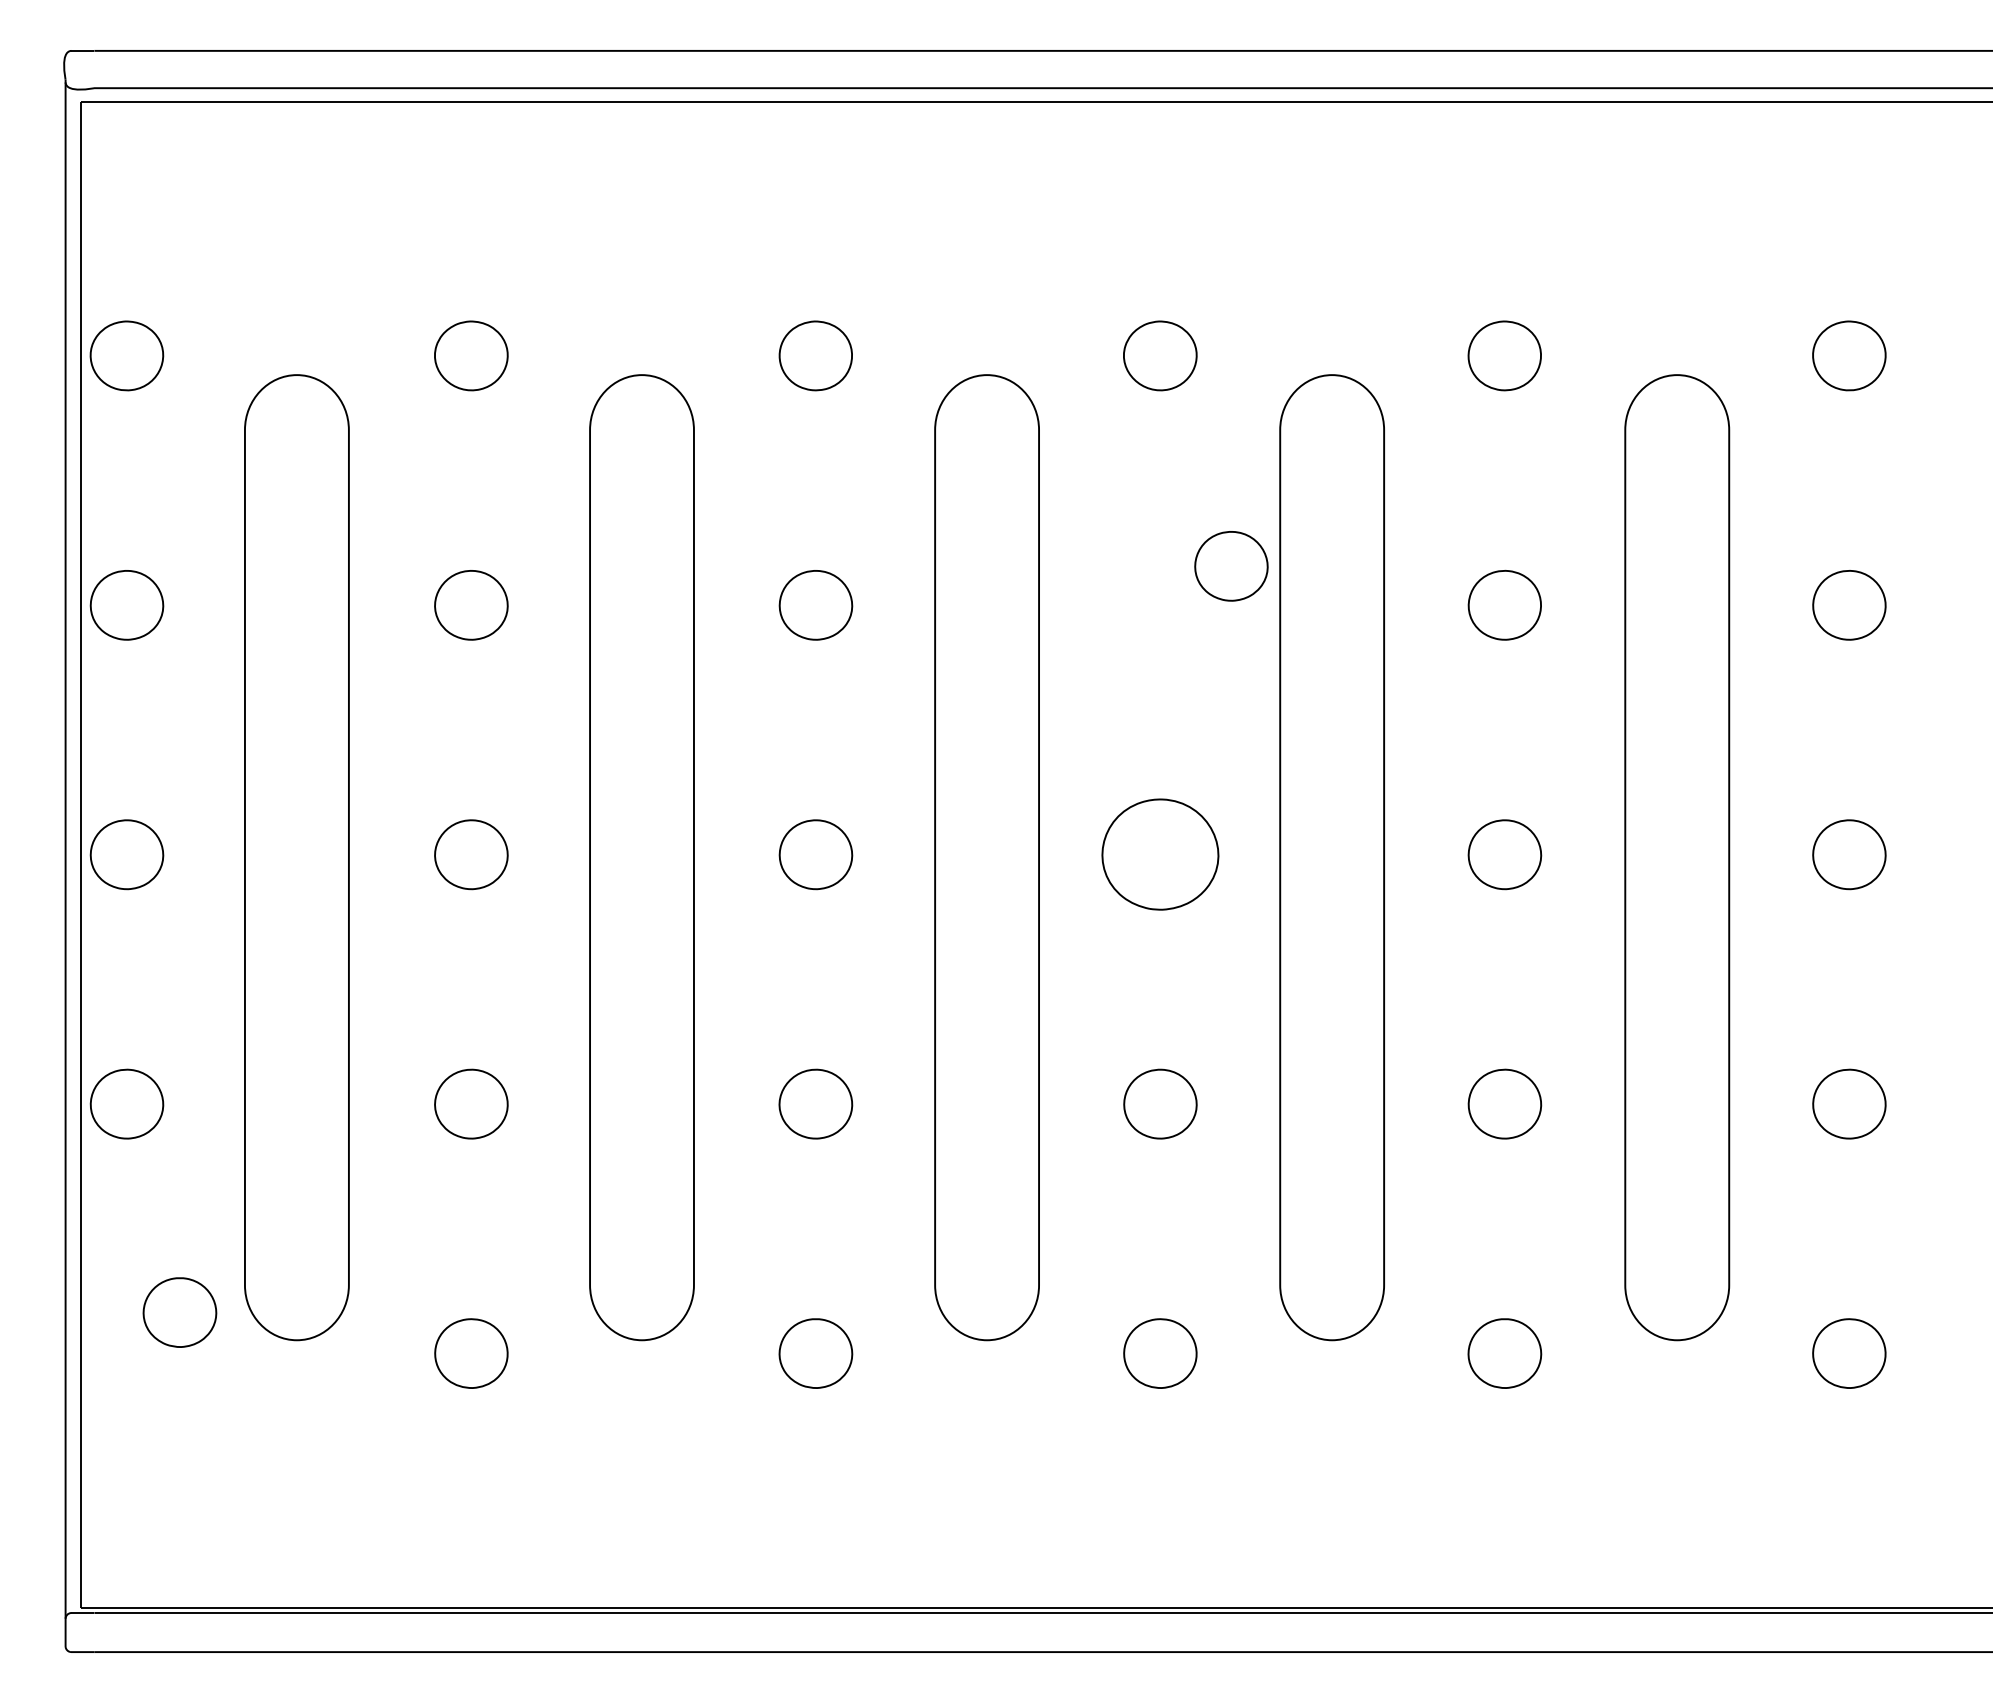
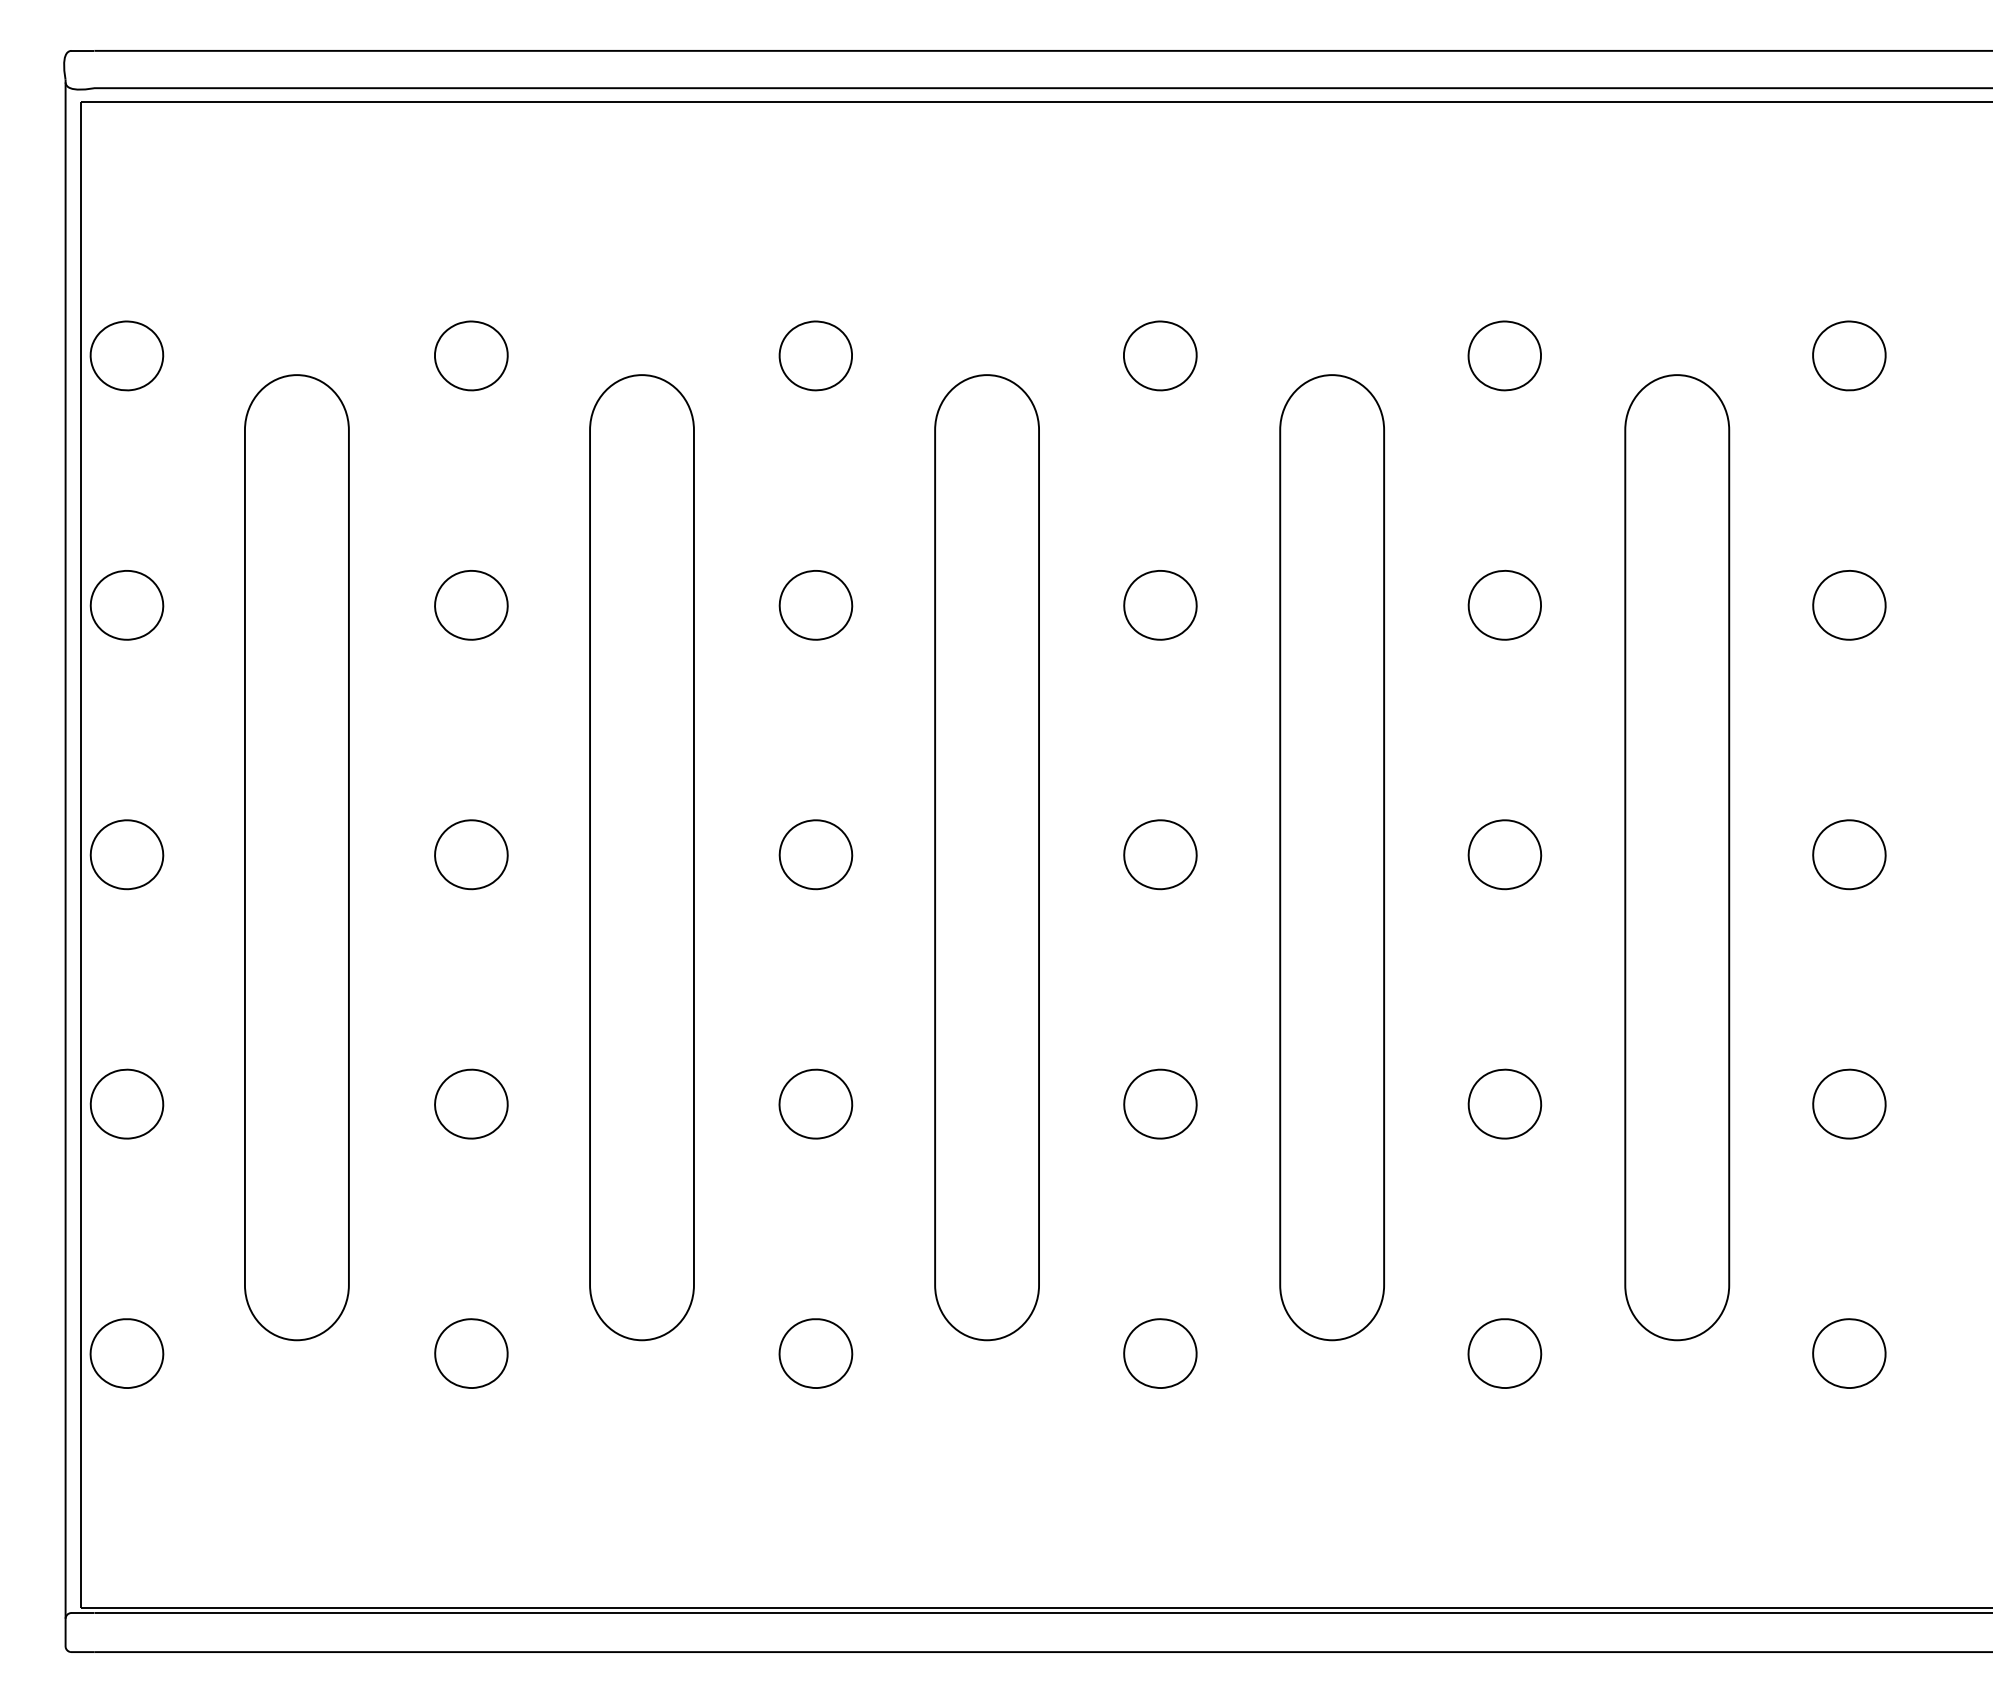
part position: (1231, 566) -> (1160, 605) (1160, 605)
part size: 119x113 px -> 75x72 px (1160, 854)
part position: (179, 1312) -> (126, 1353) (126, 1353)
